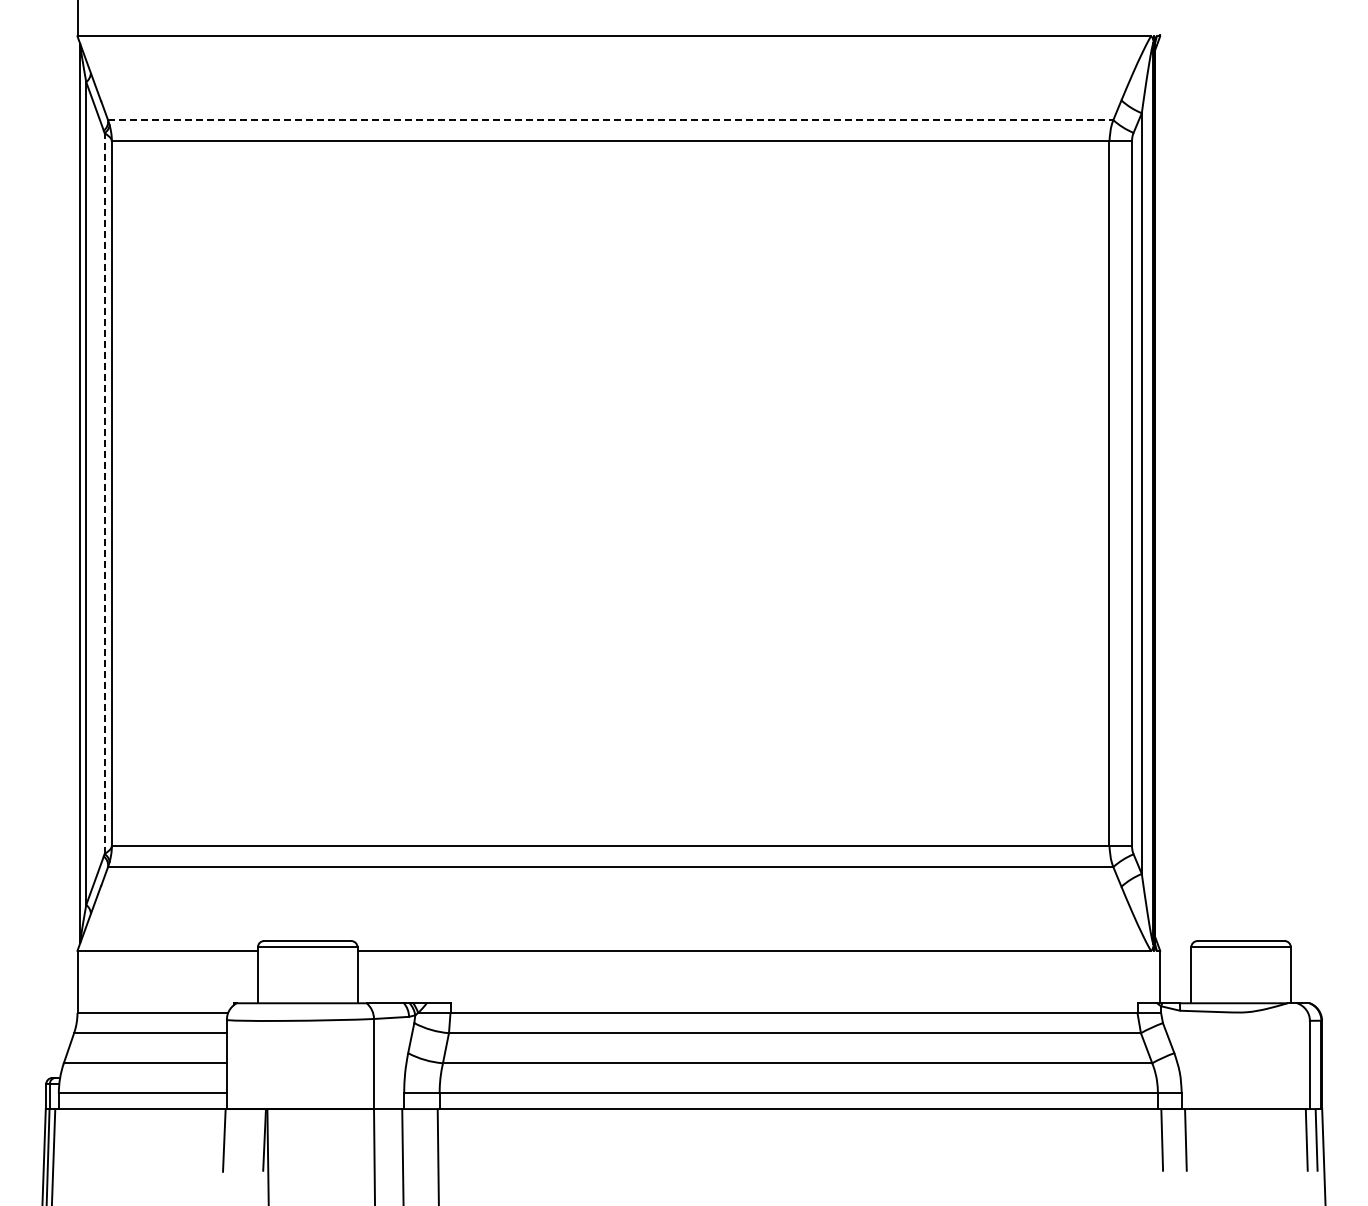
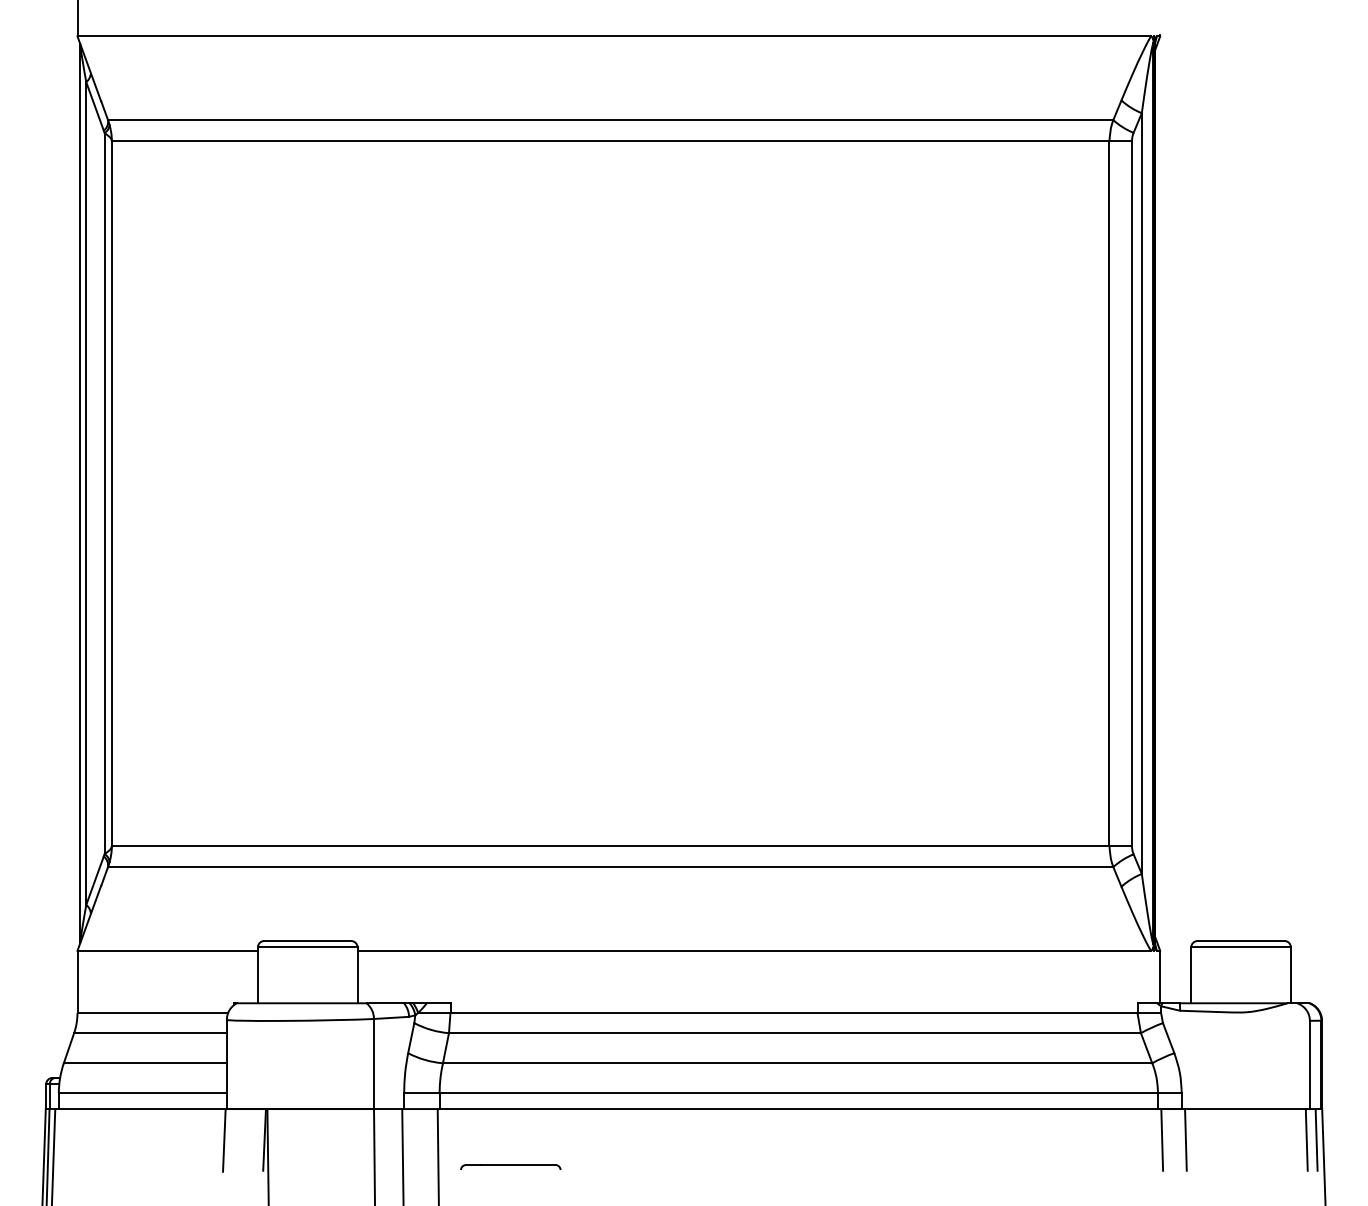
line: dashed -> solid (610, 120)
line: dashed -> solid (104, 493)
part: none -> present (510, 1166)
